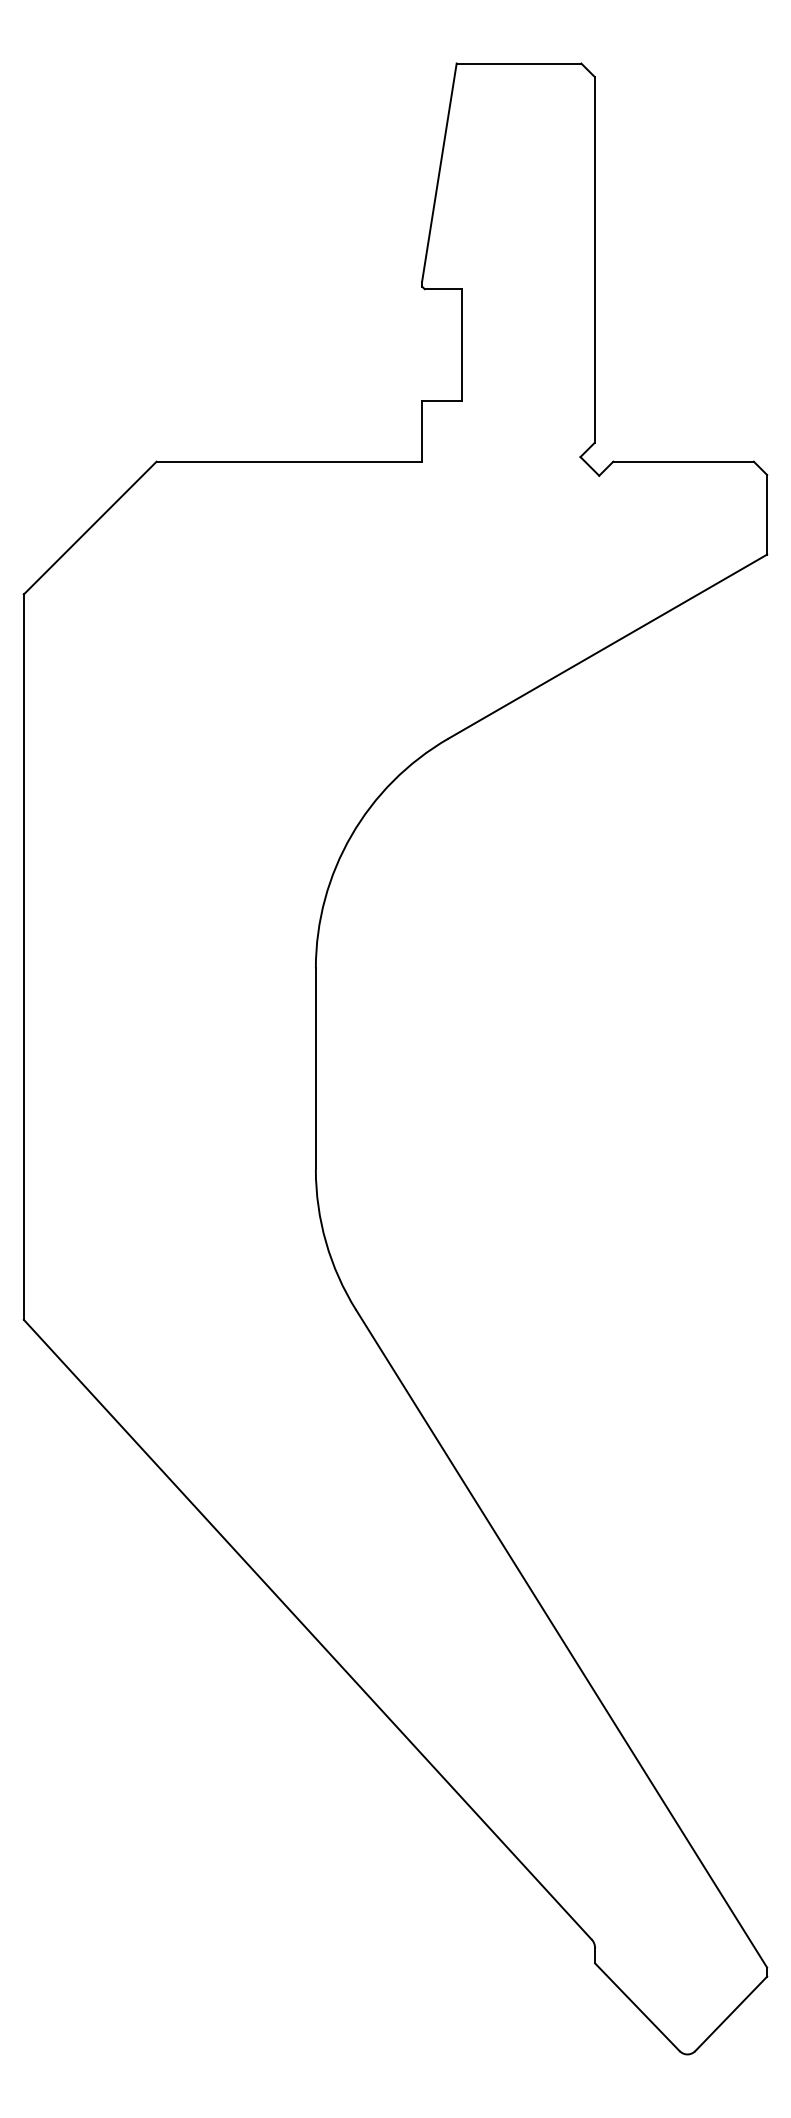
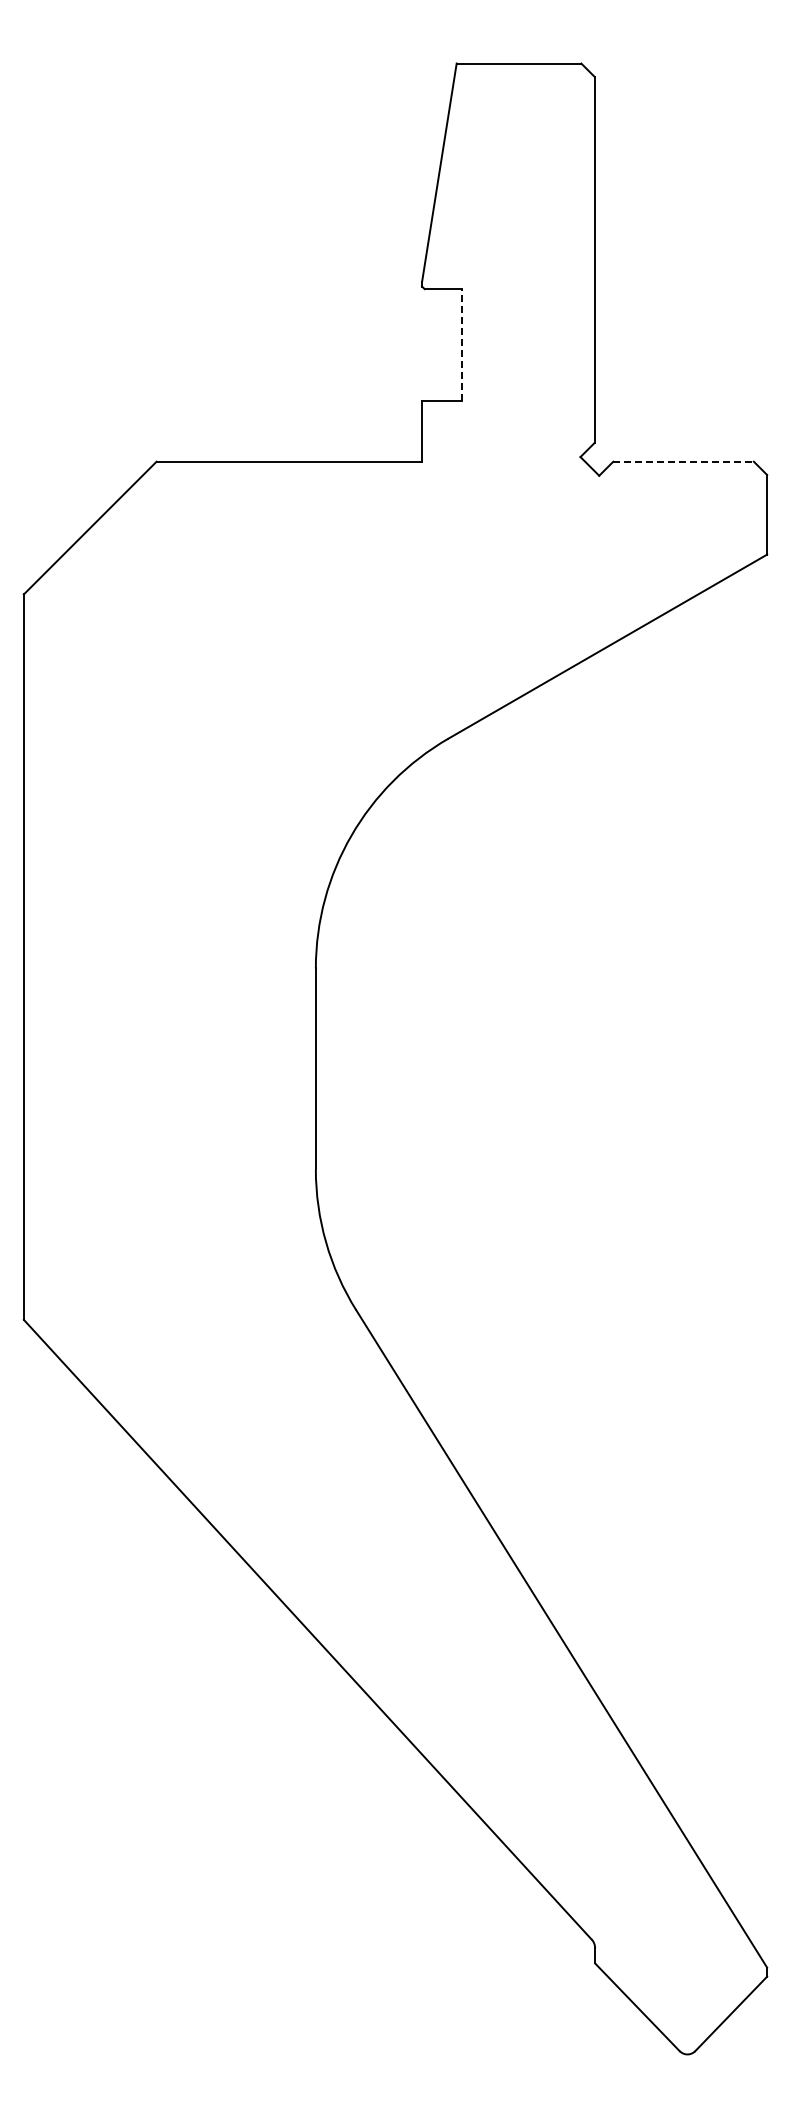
line: solid -> dashed (461, 344)
line: solid -> dashed (684, 461)
